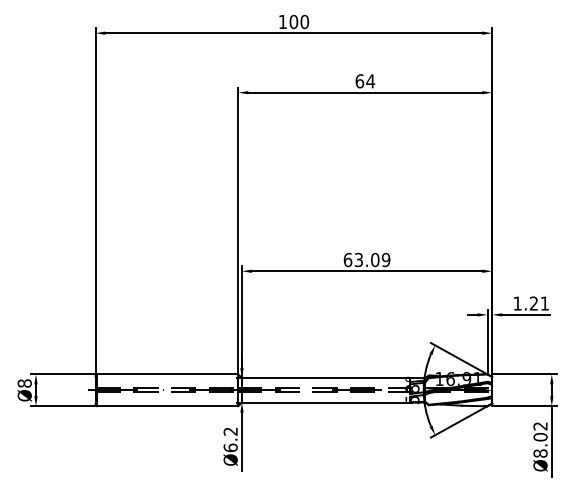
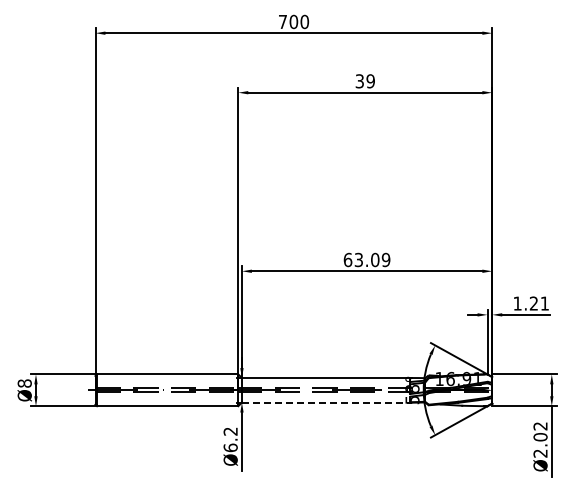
text: 100 -> 700 (282, 21)
text: 64 -> 39 (365, 81)
line: solid -> dashed (327, 402)
text: Ø8.02 -> Ø2.02 (540, 453)
